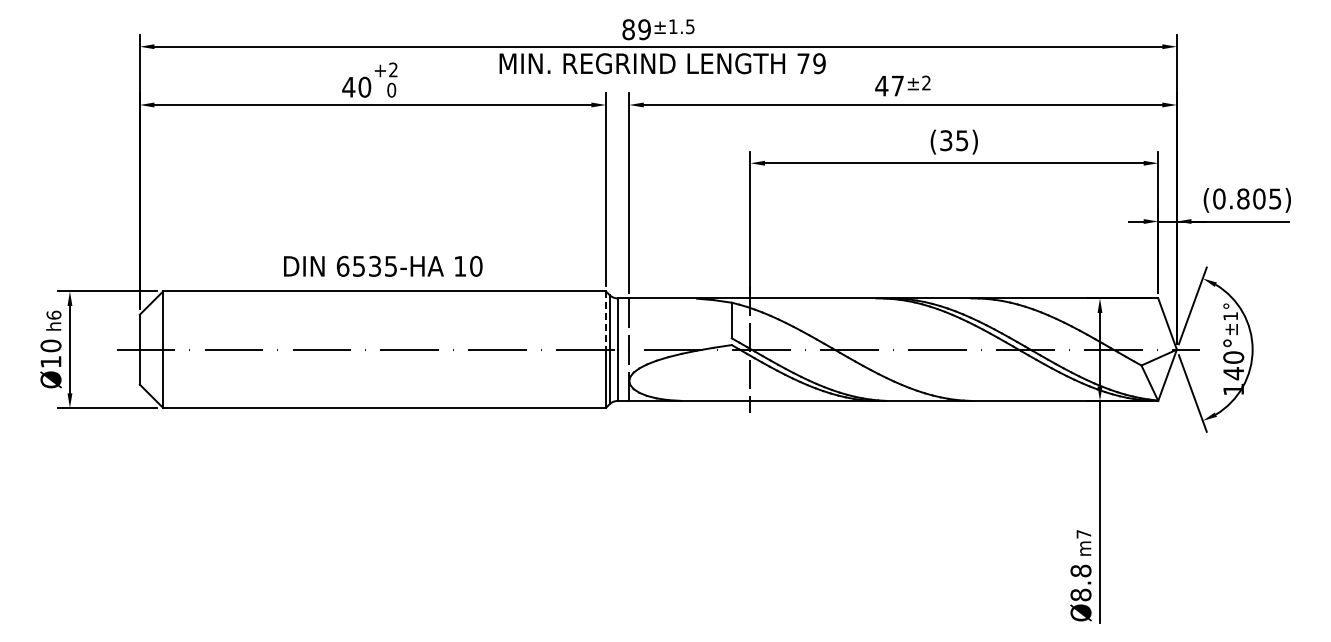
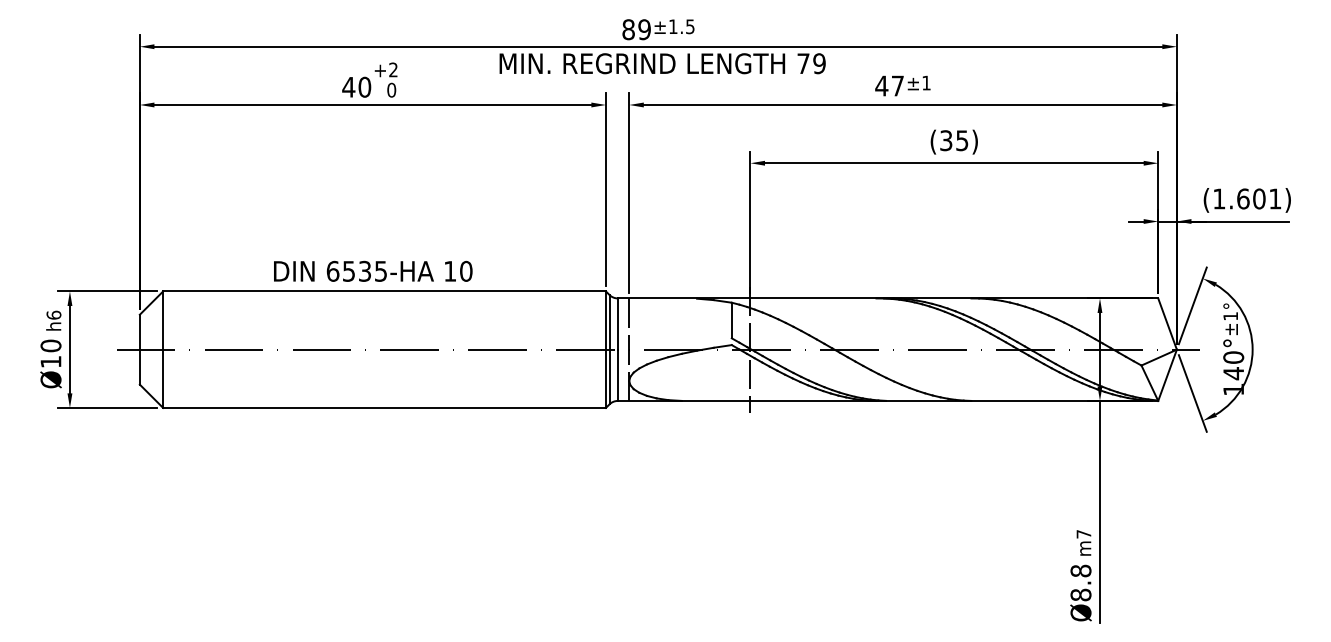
text: ±2 -> ±1 (926, 82)
text: (0.805) -> (1.601) (1247, 198)
text position: (383, 265) -> (373, 270) (373, 270)
line: dashed -> solid (605, 321)
